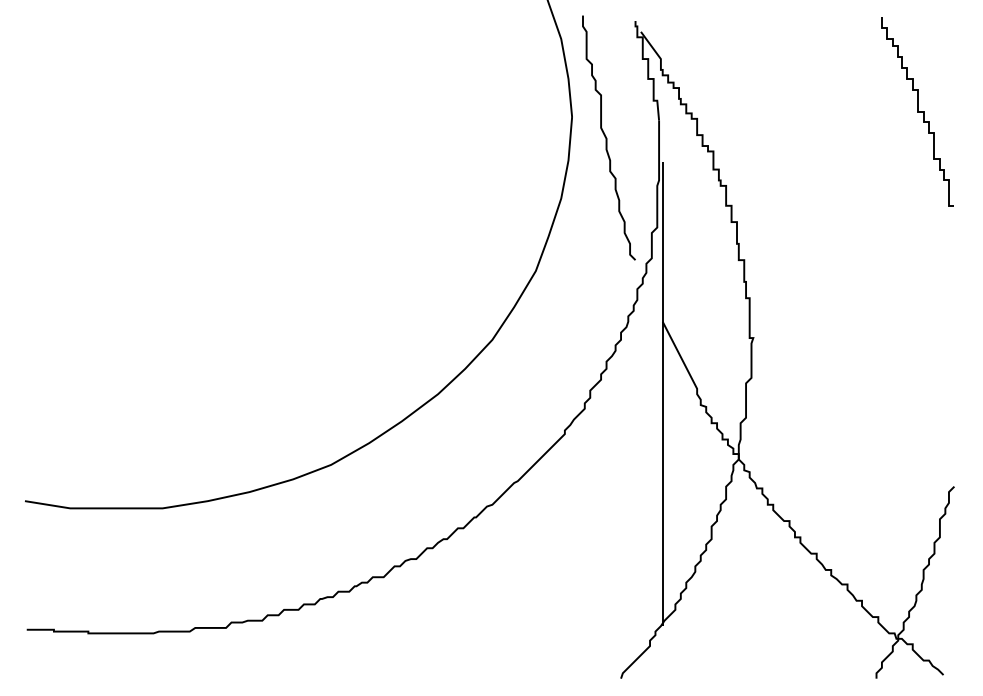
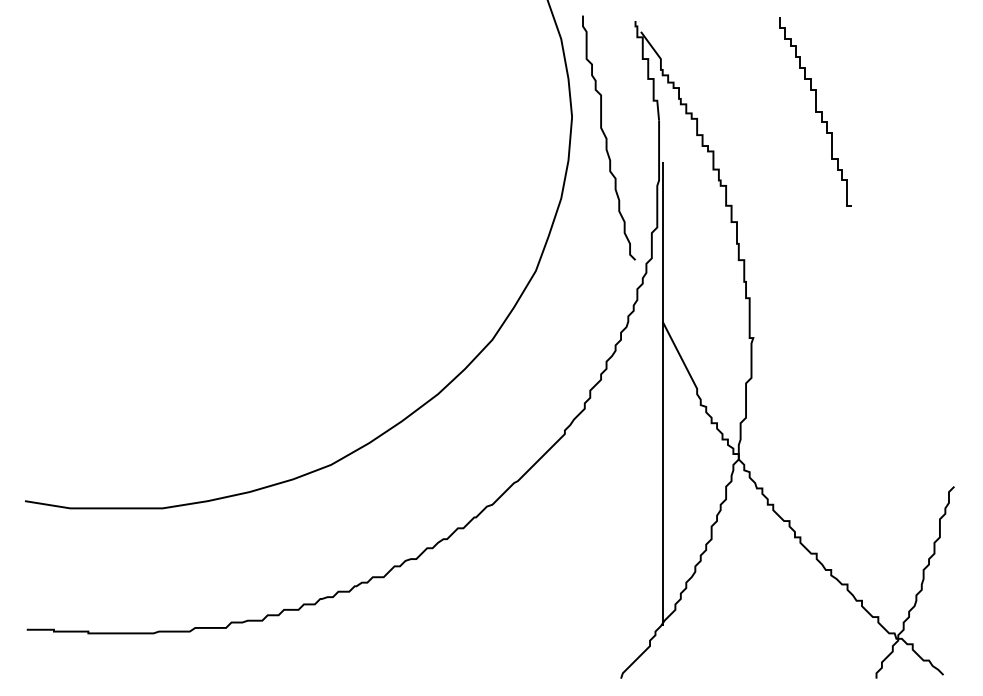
curve position: (917, 111) -> (815, 111) (815, 111)
